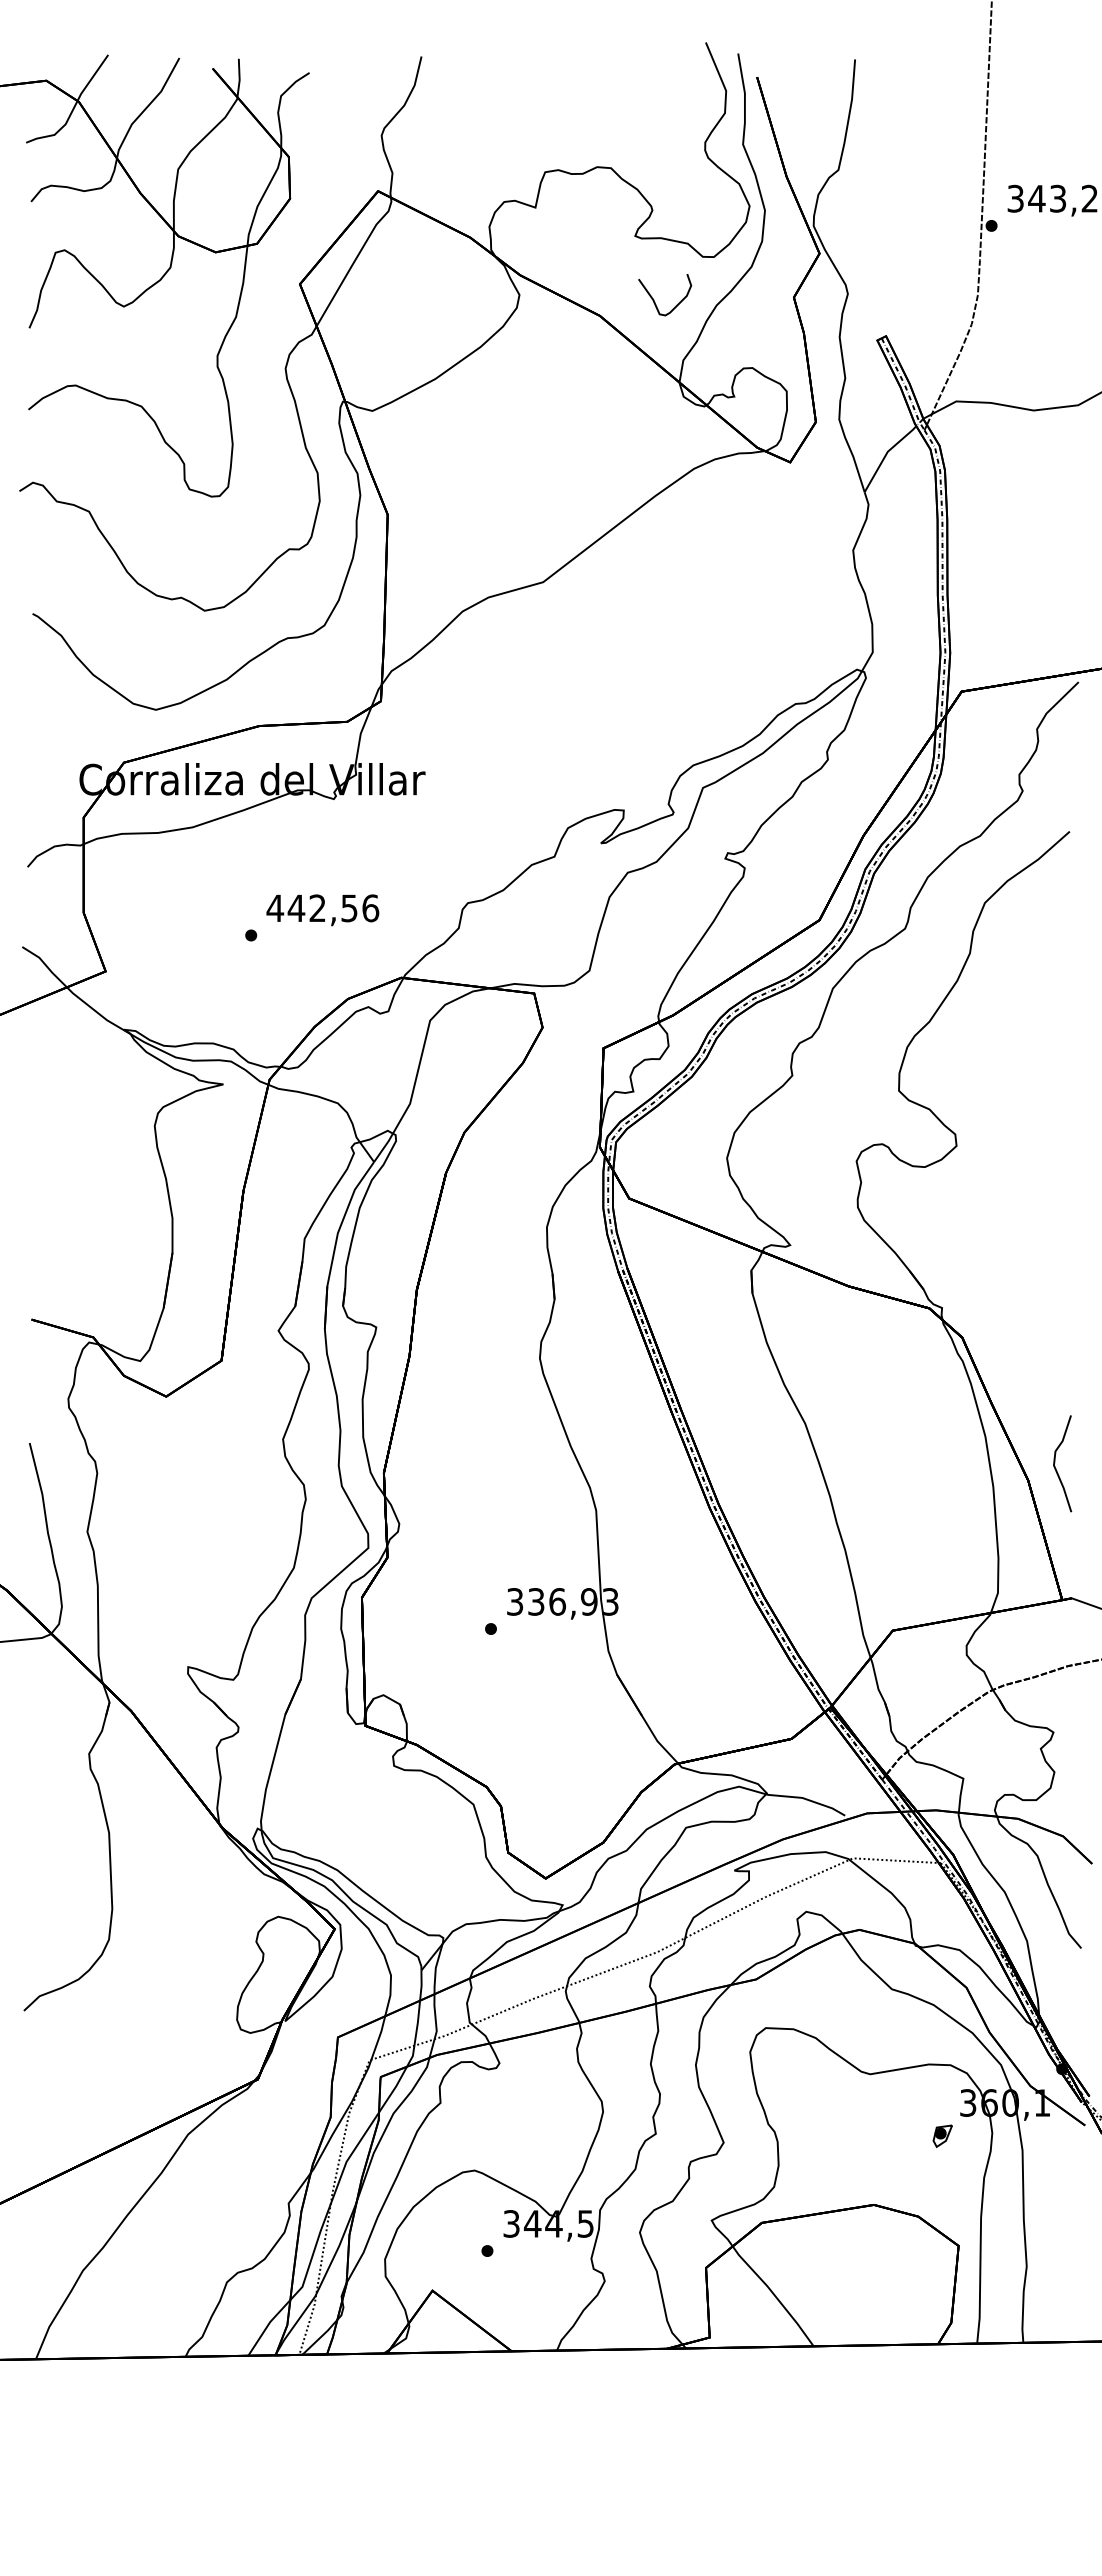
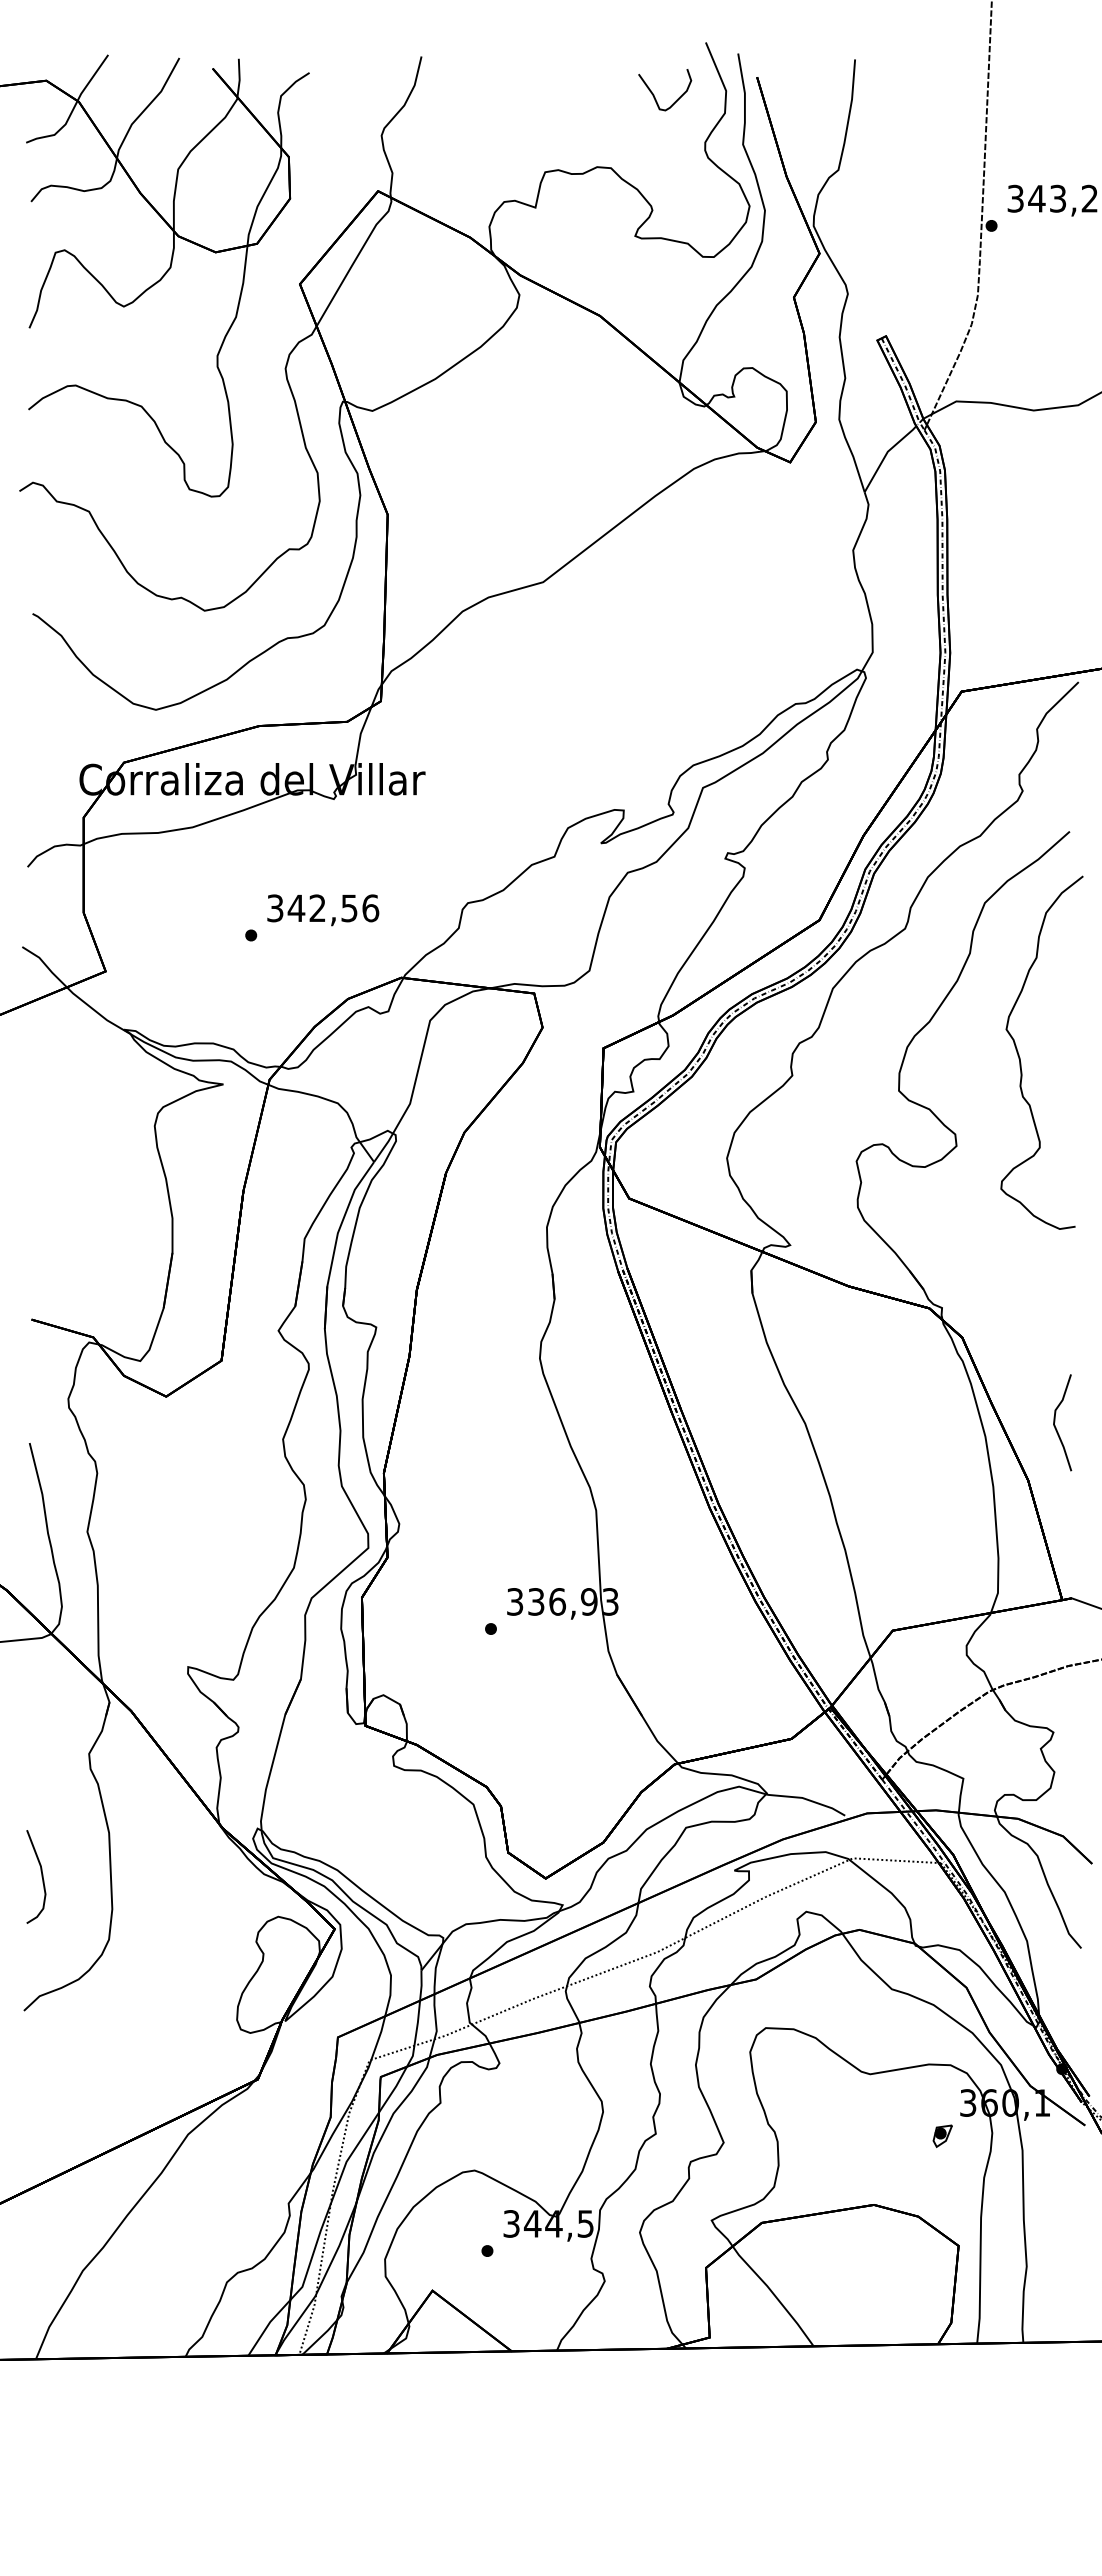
curve position: (654, 299) -> (654, 94) (654, 94)
text: 442,56 -> 342,56 (275, 908)
curve: none -> present (1020, 1057)
curve position: (1055, 1463) -> (1055, 1422) (1055, 1422)
curve: none -> present (41, 1876)
